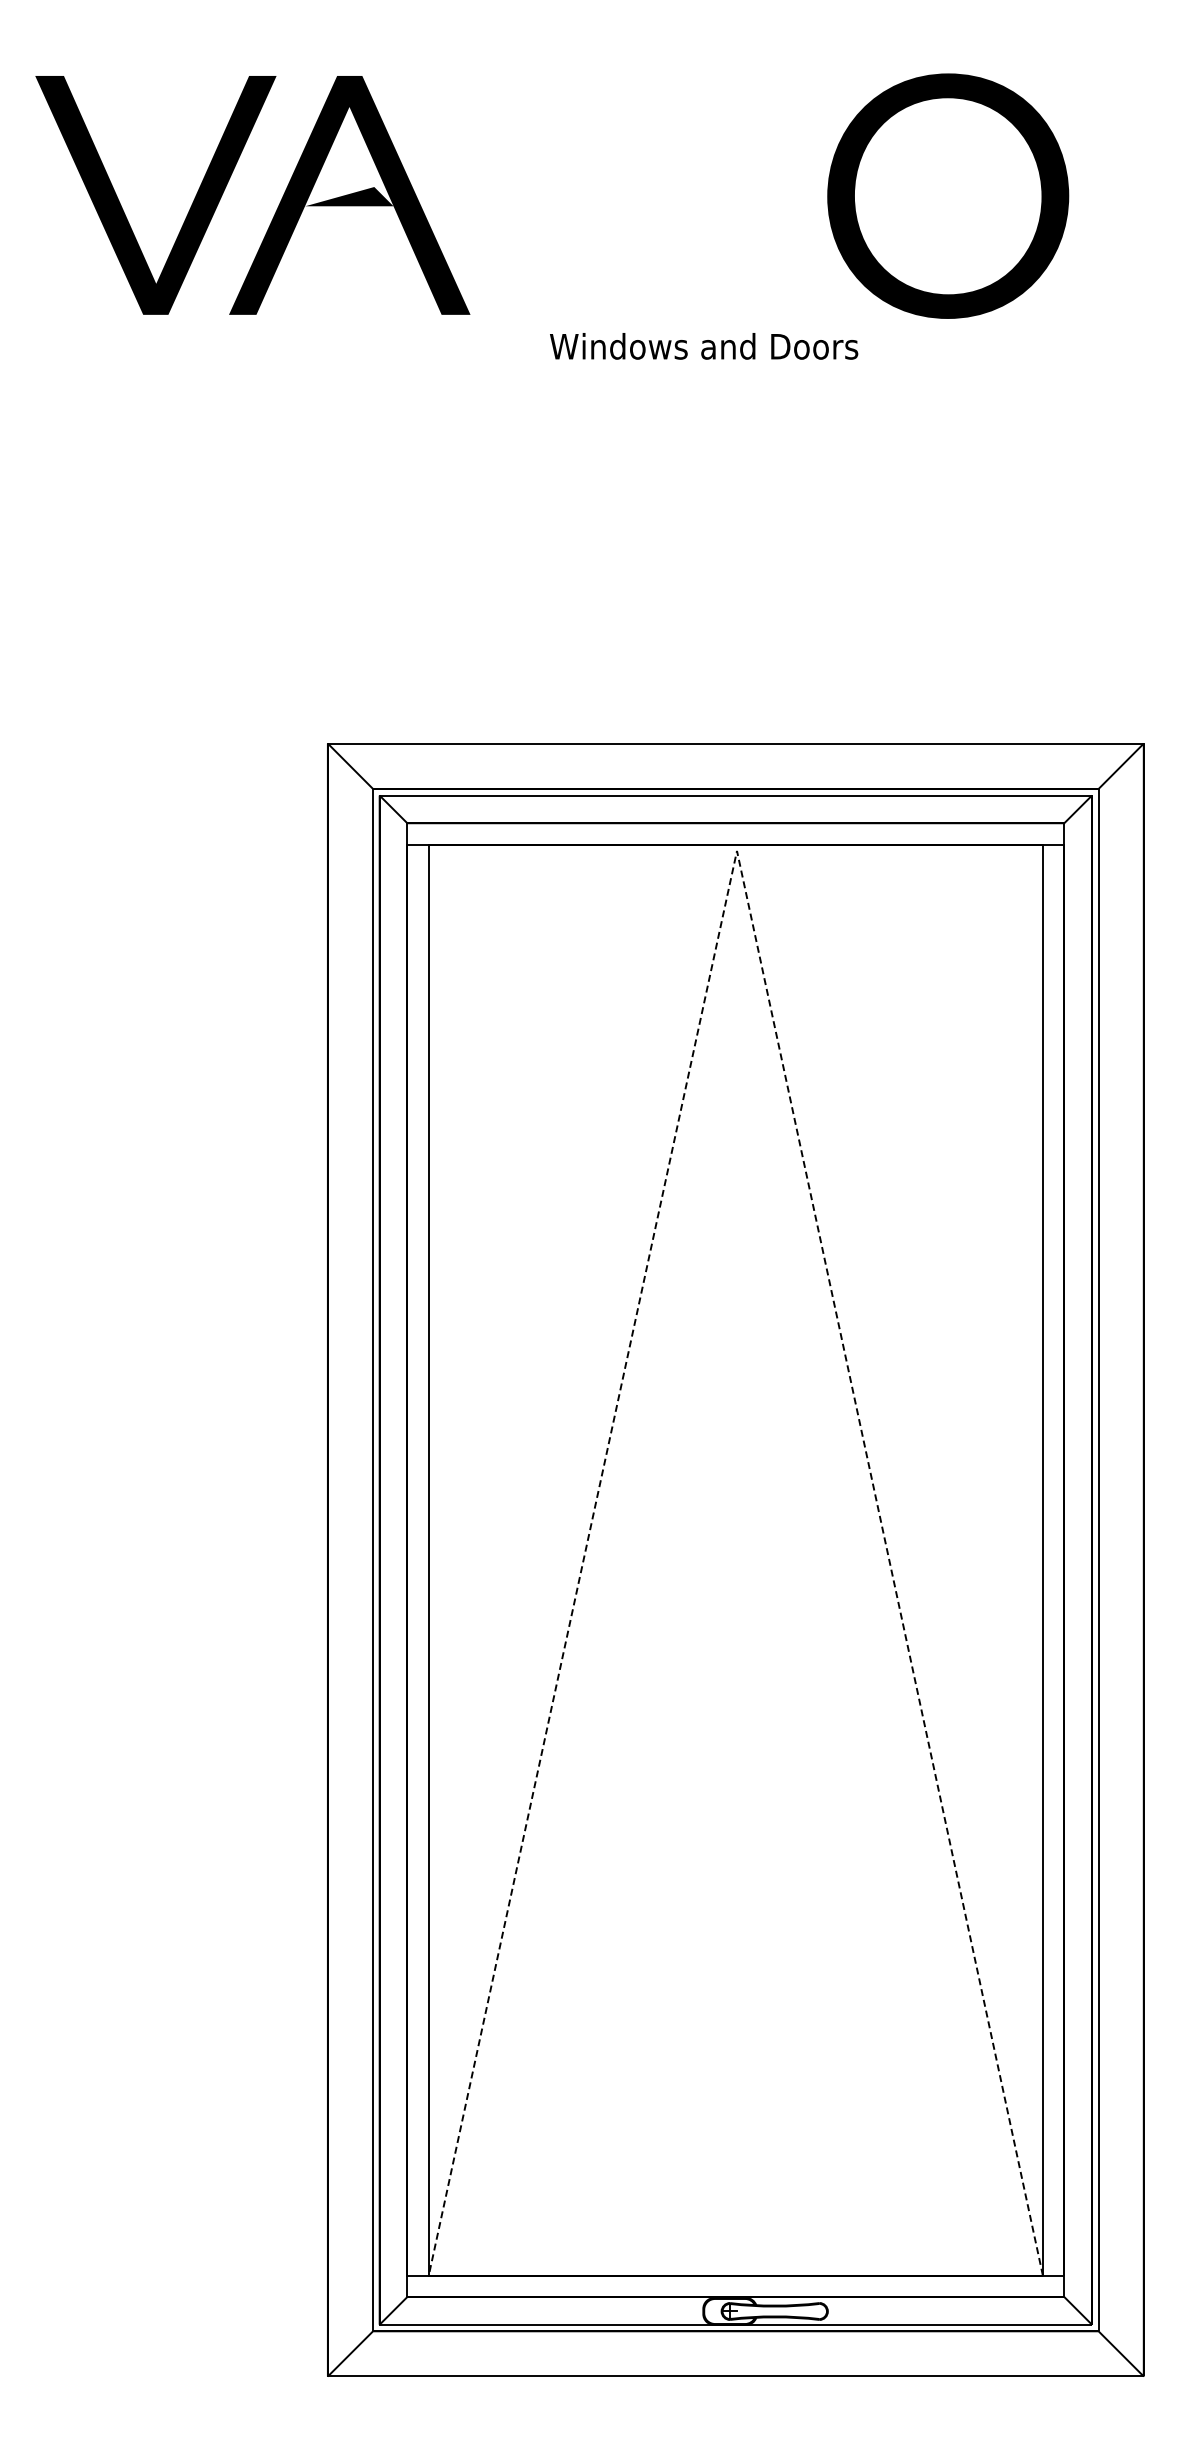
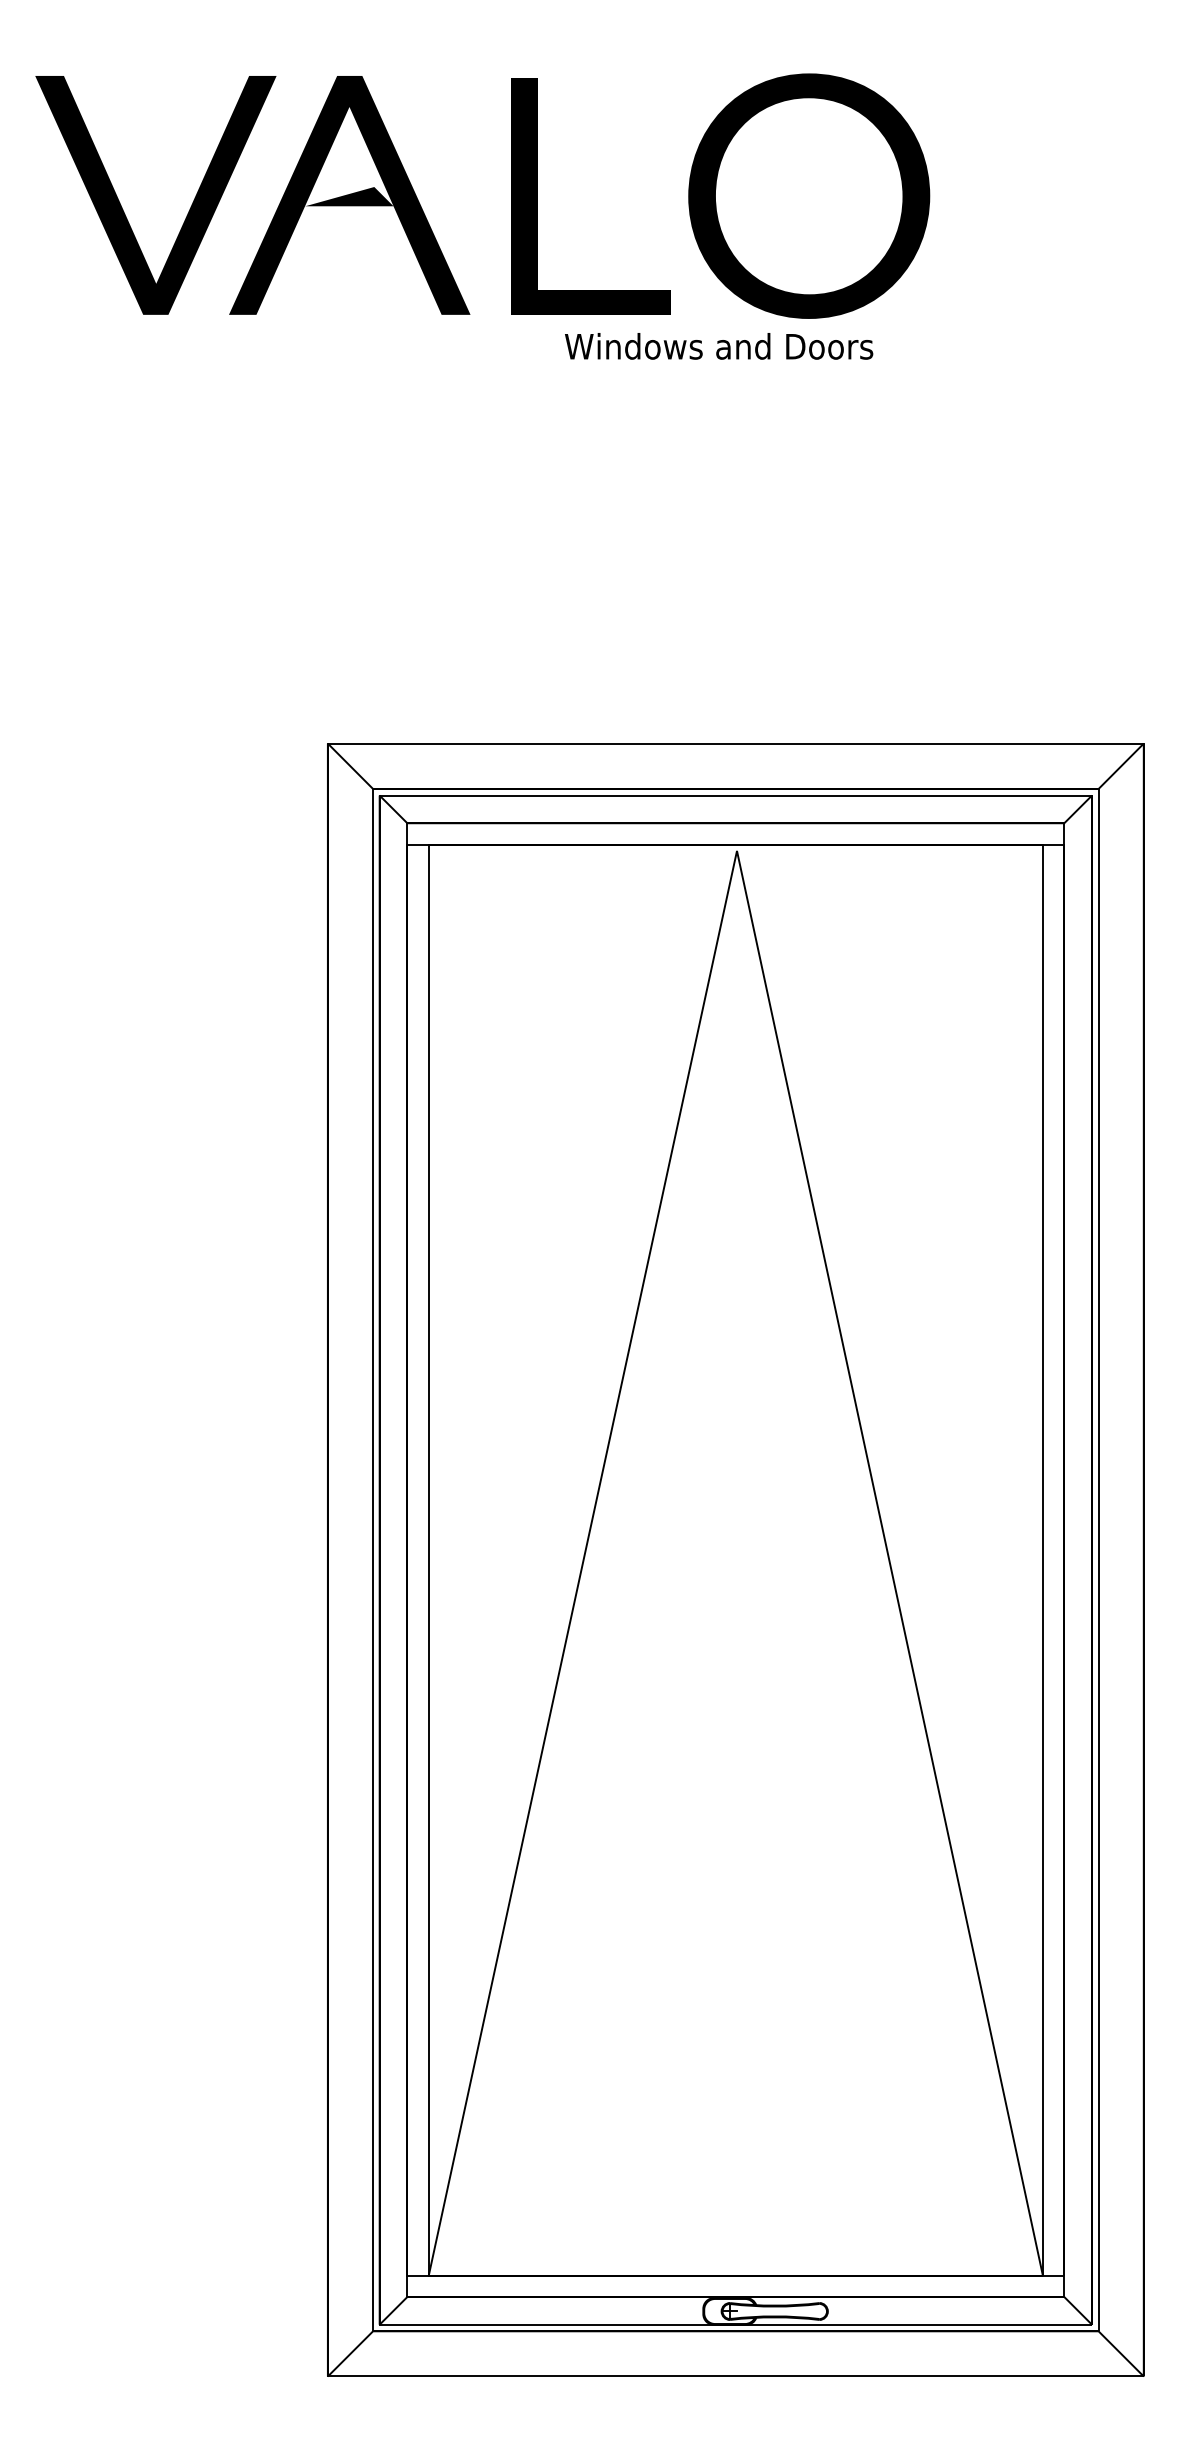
part position: (948, 195) -> (809, 195) (809, 195)
part: none -> present (537, 196)
text position: (704, 346) -> (719, 346) (719, 346)
line: dashed -> solid (737, 850)
